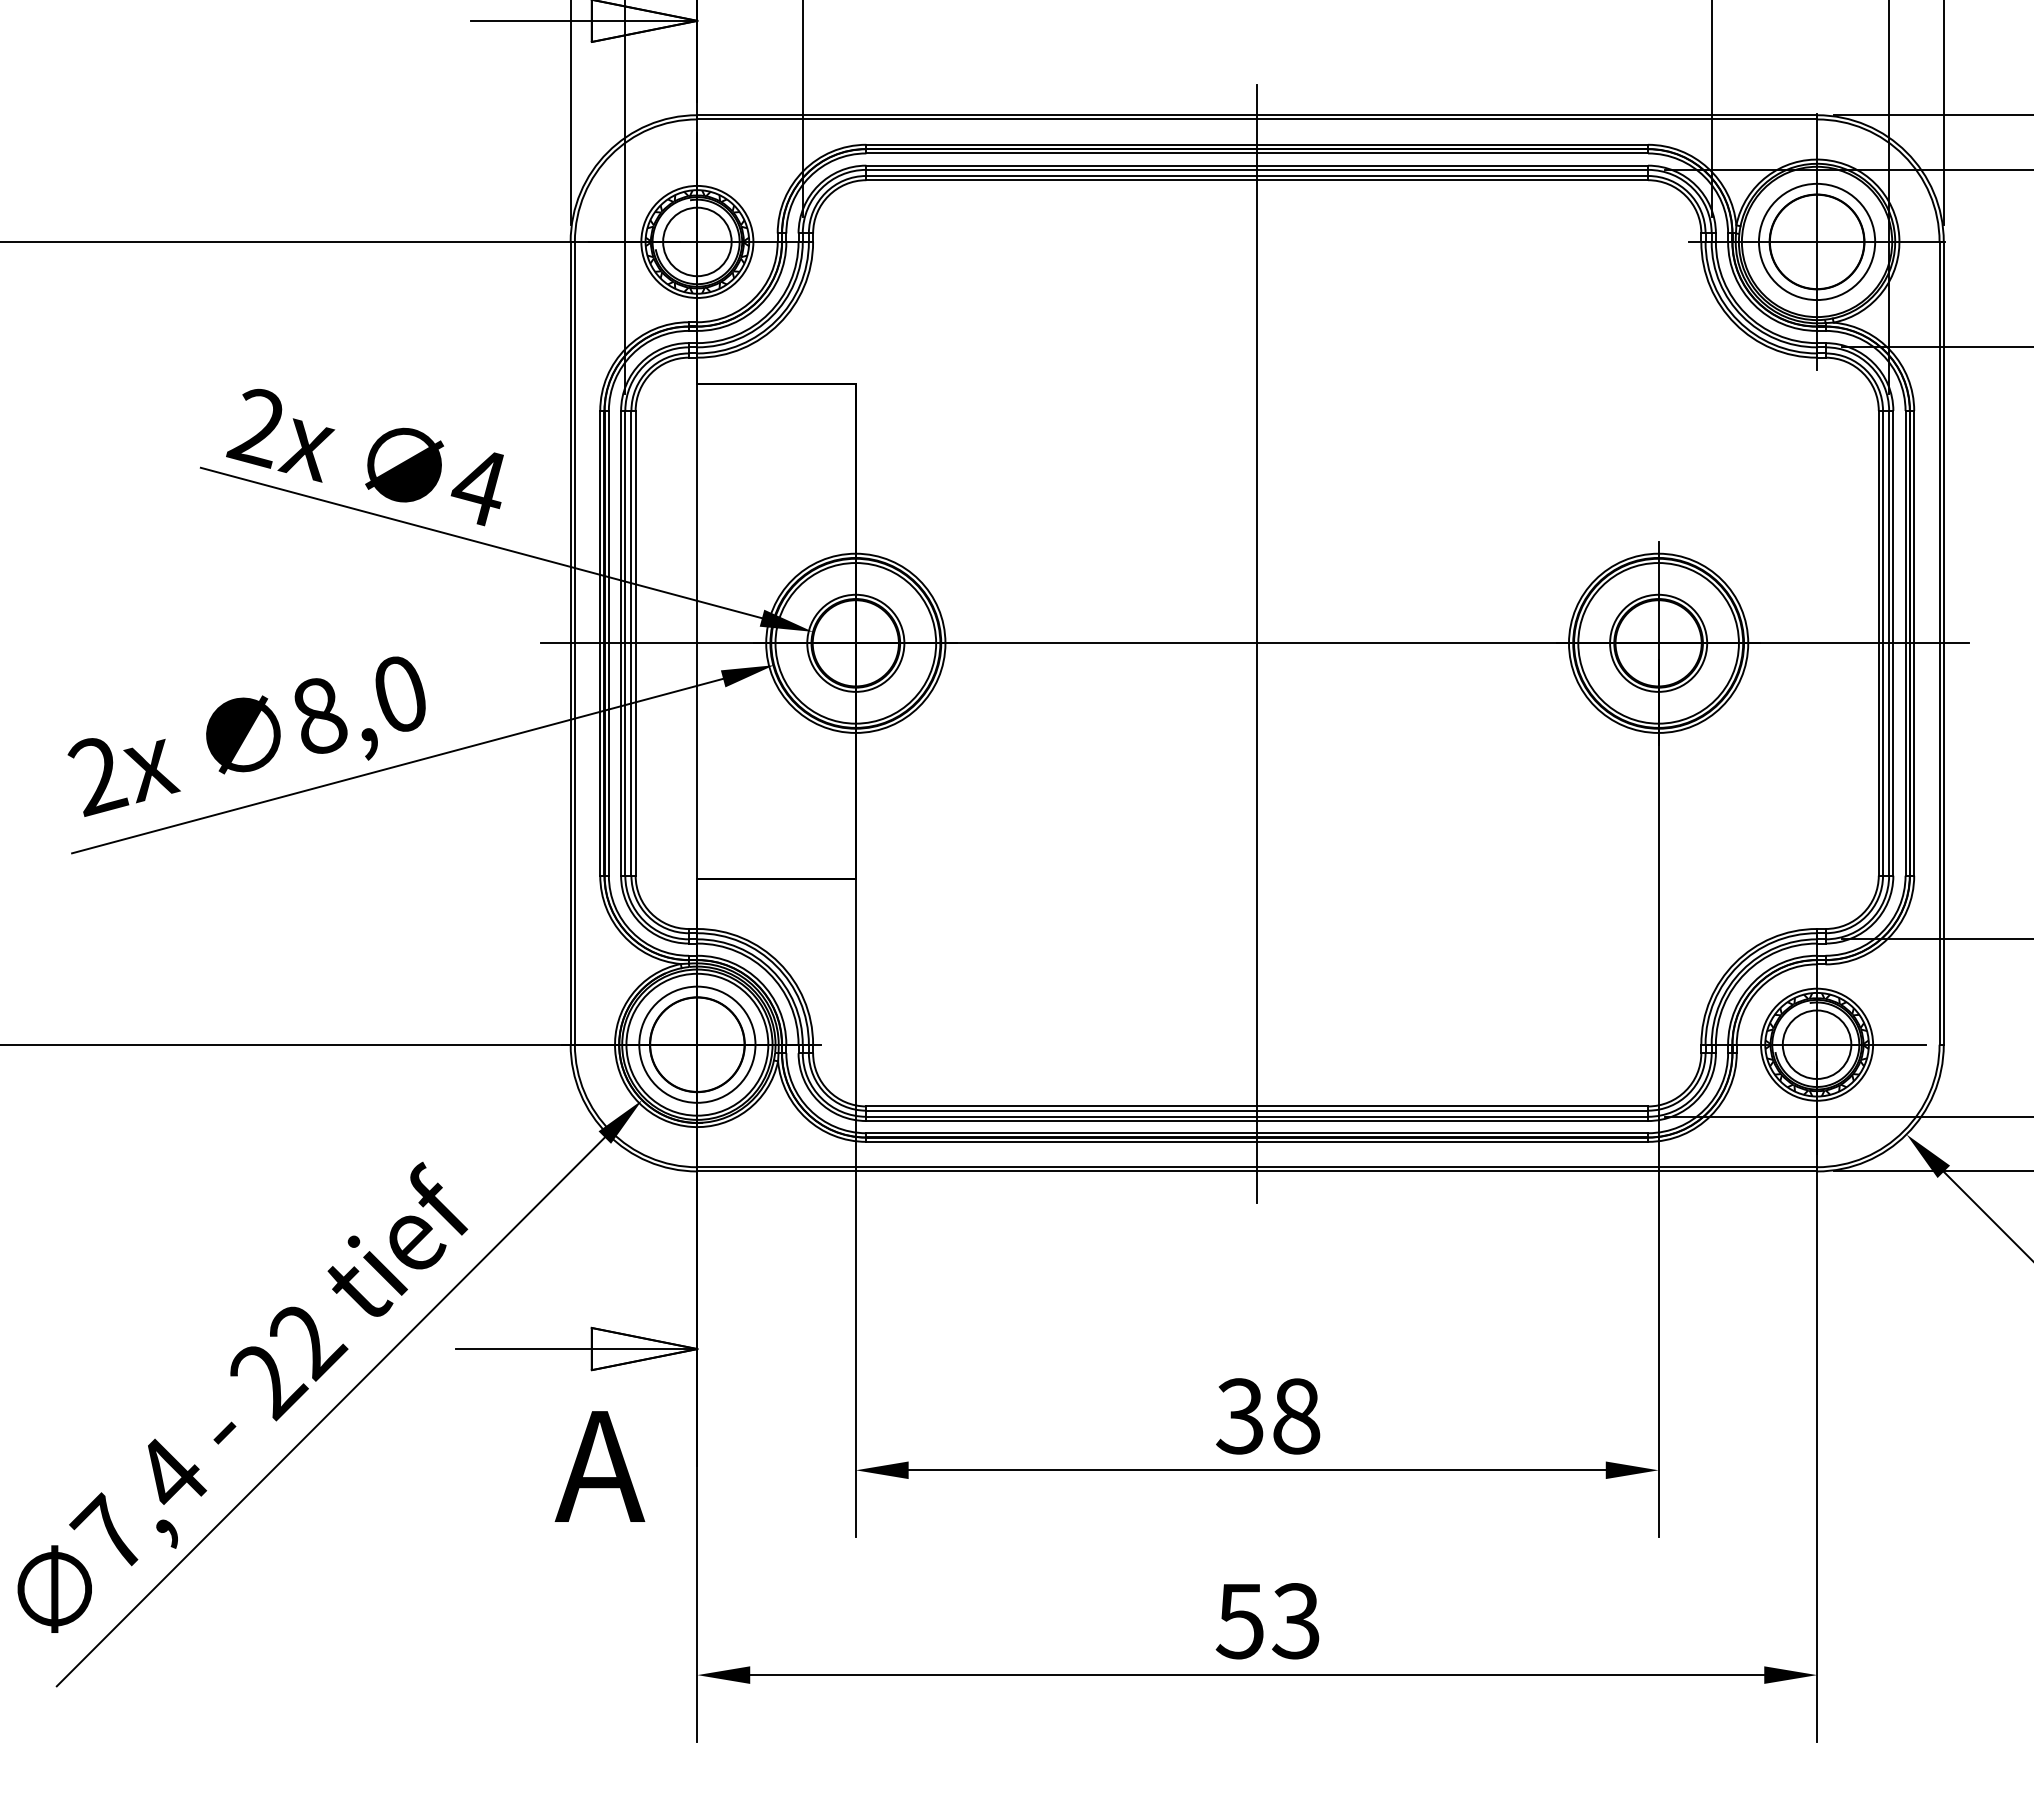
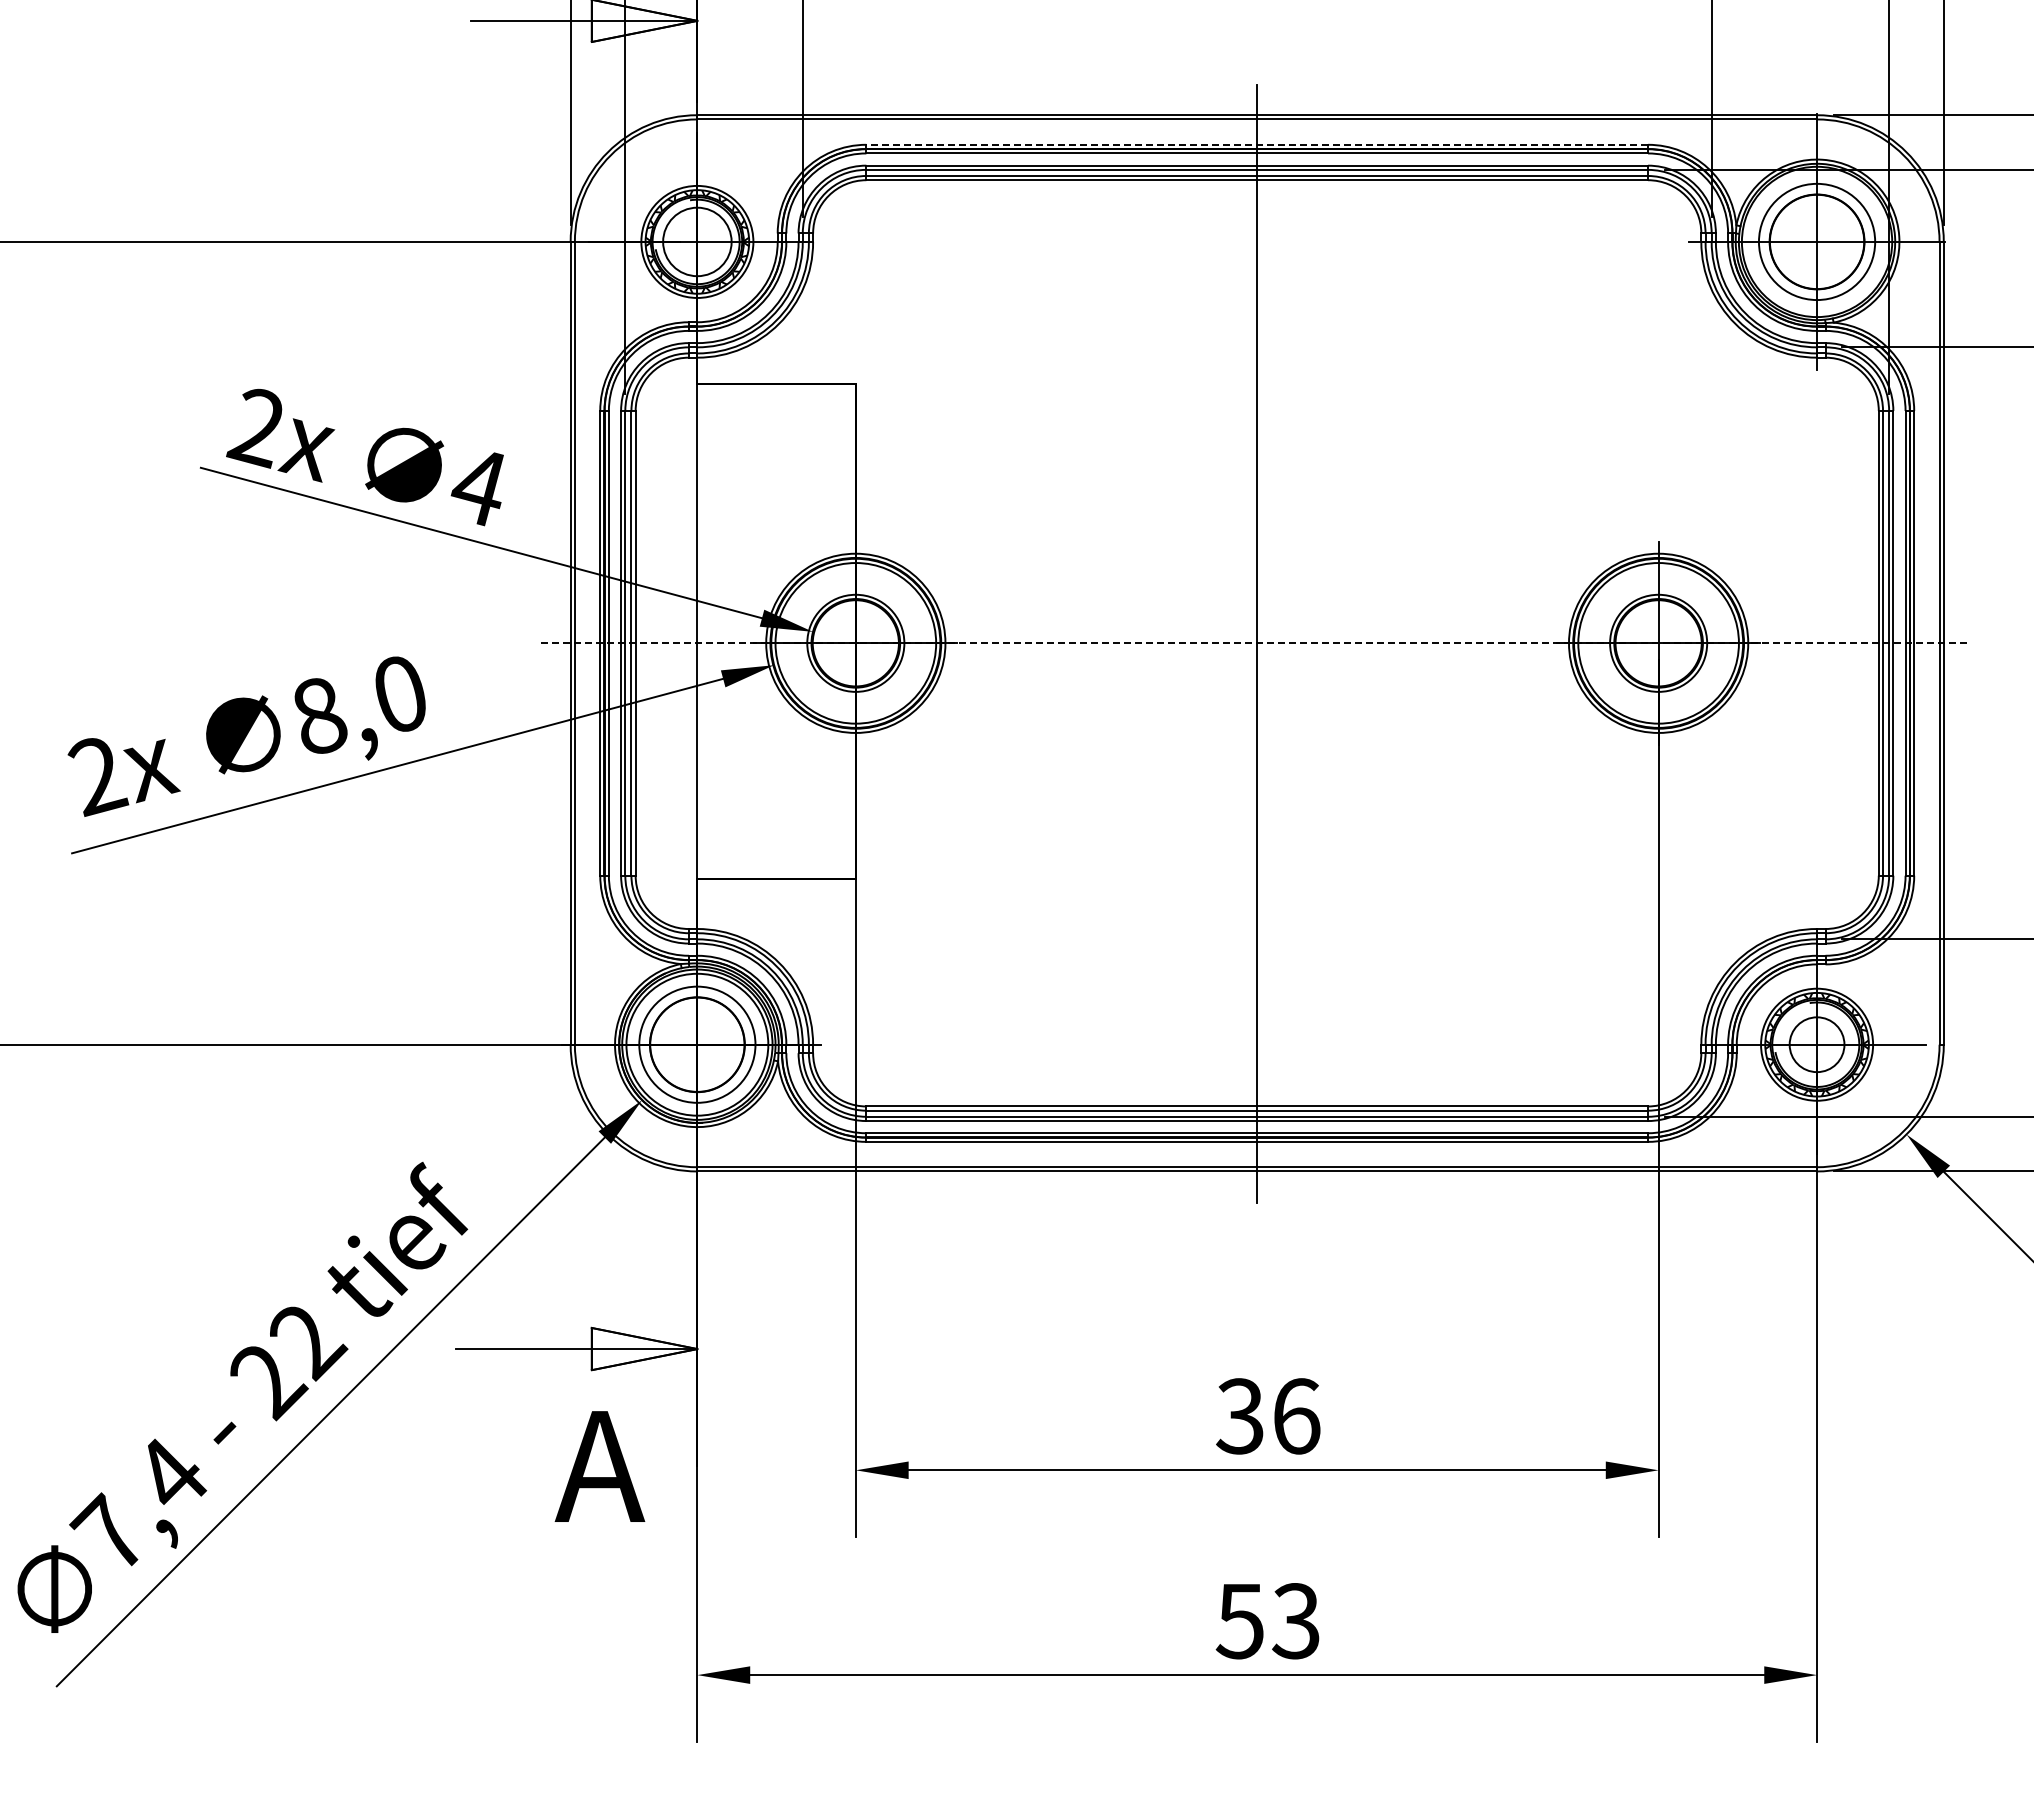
line: solid -> dashed (1257, 144)
line: solid -> dashed (1255, 643)
circle diameter: 68 px -> 55 px (1816, 1044)
text: 38 -> 36 (1296, 1416)
